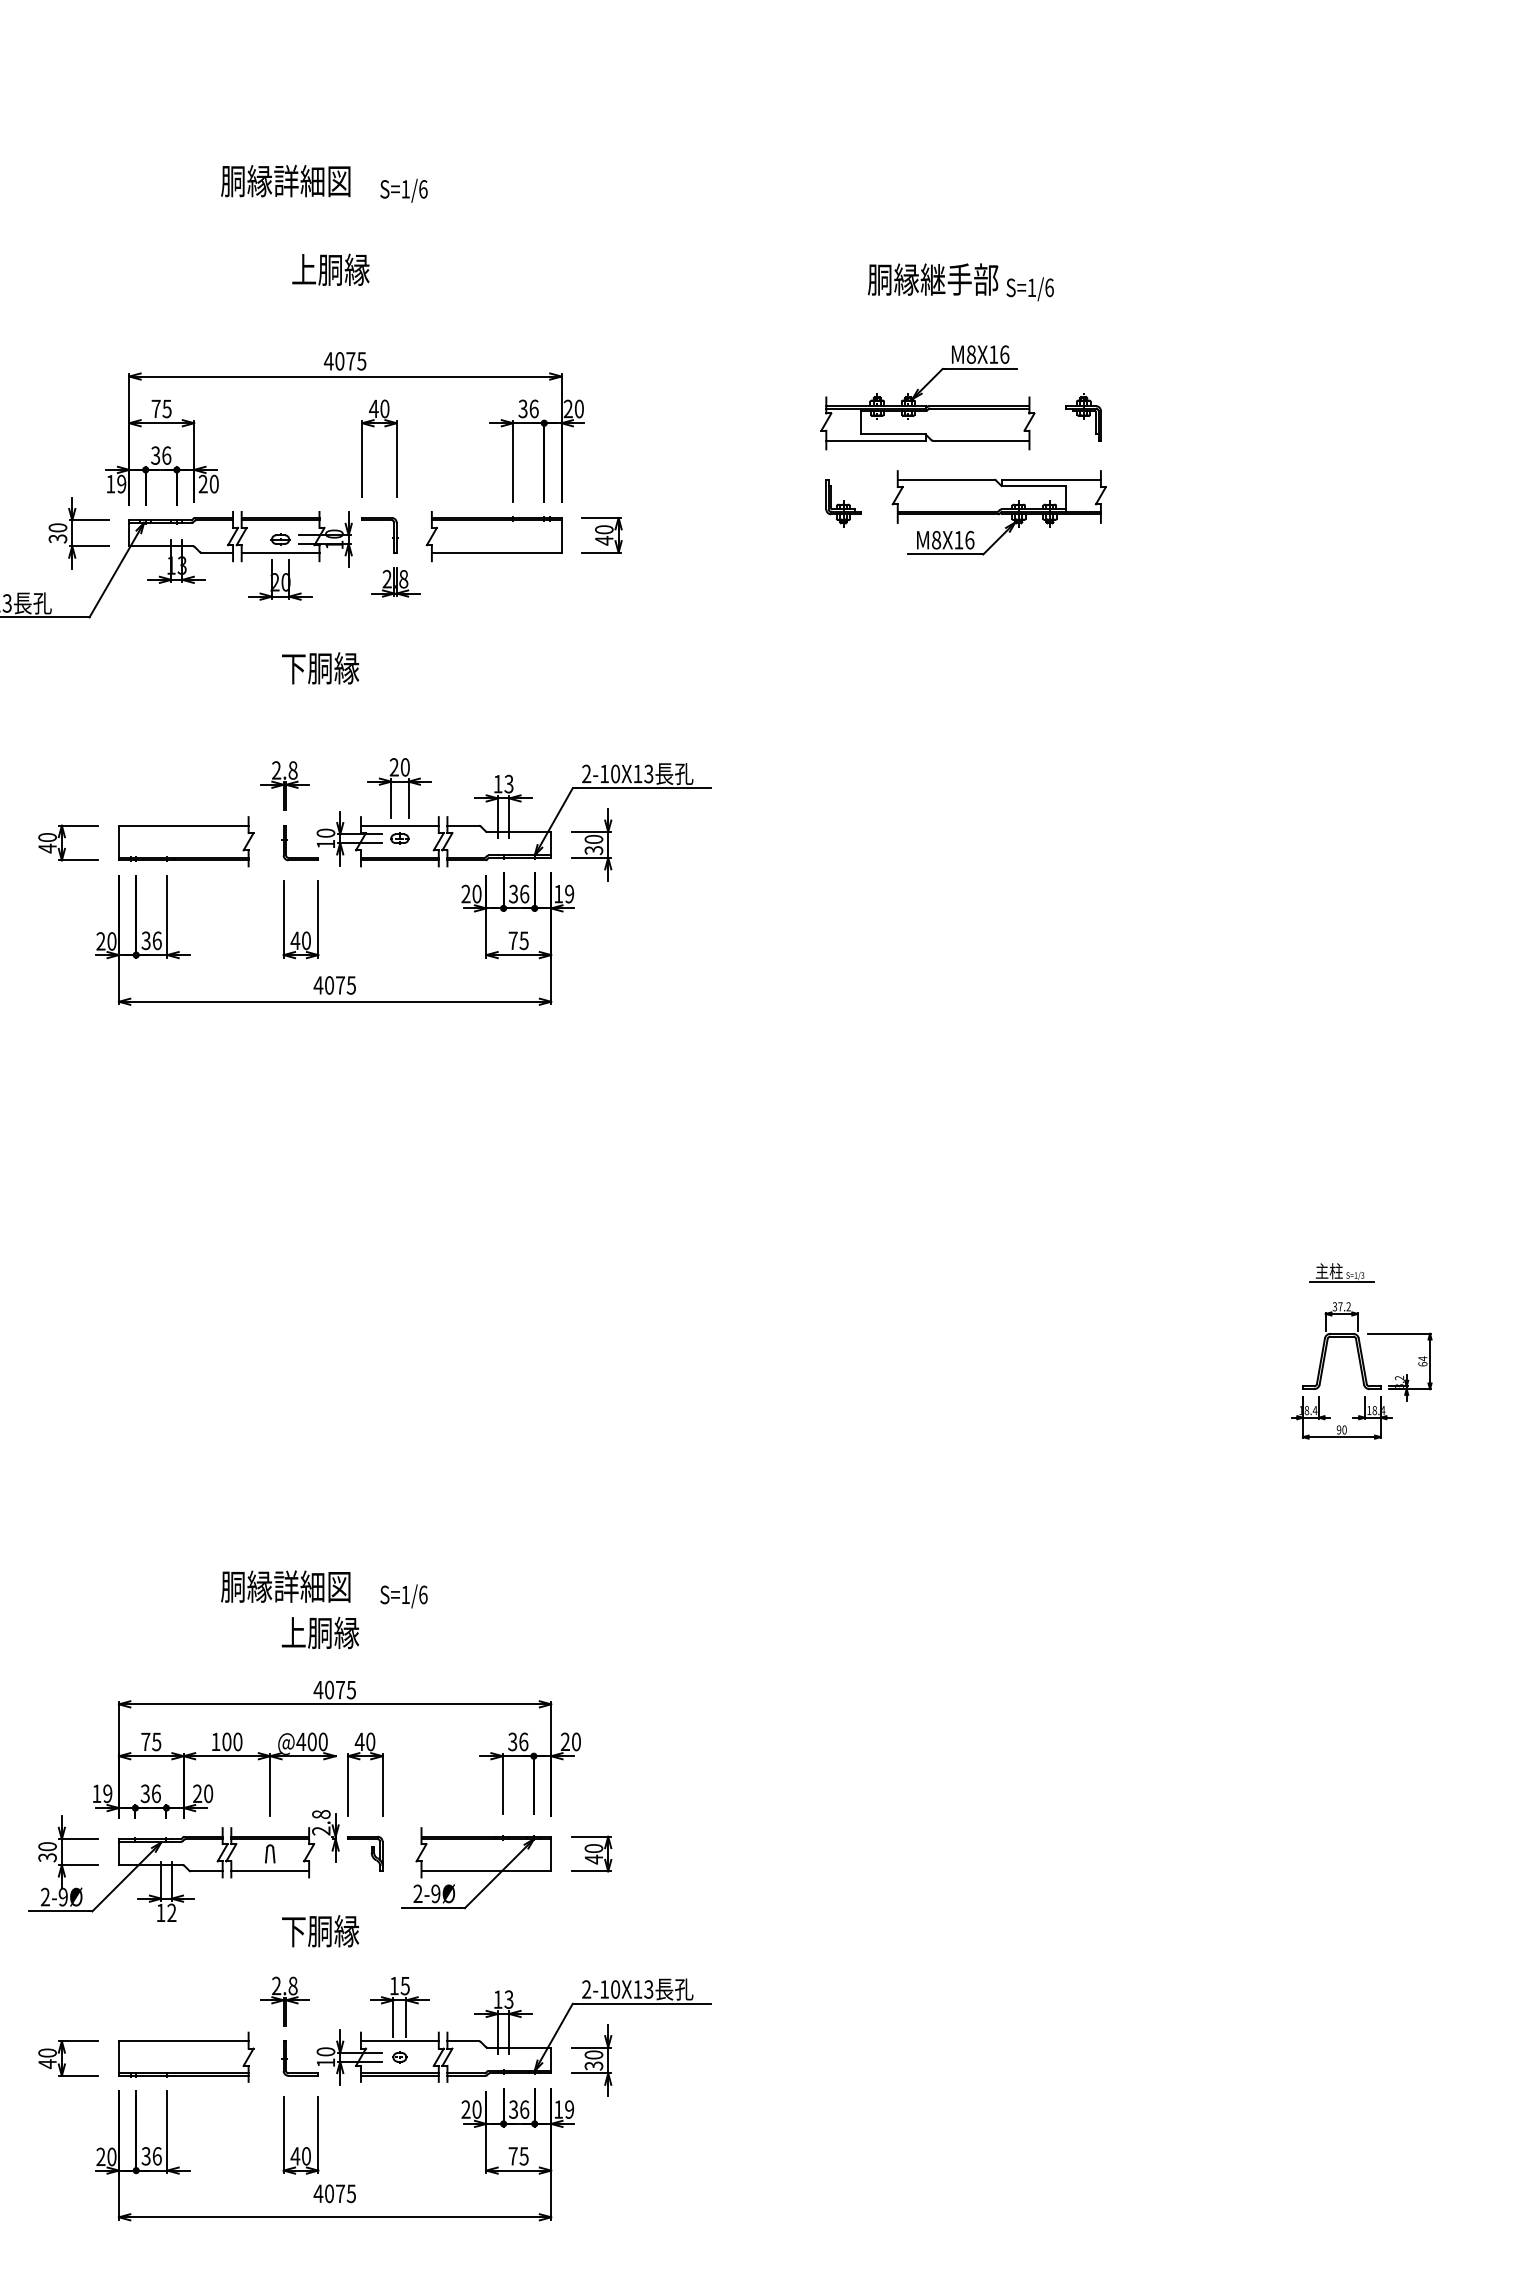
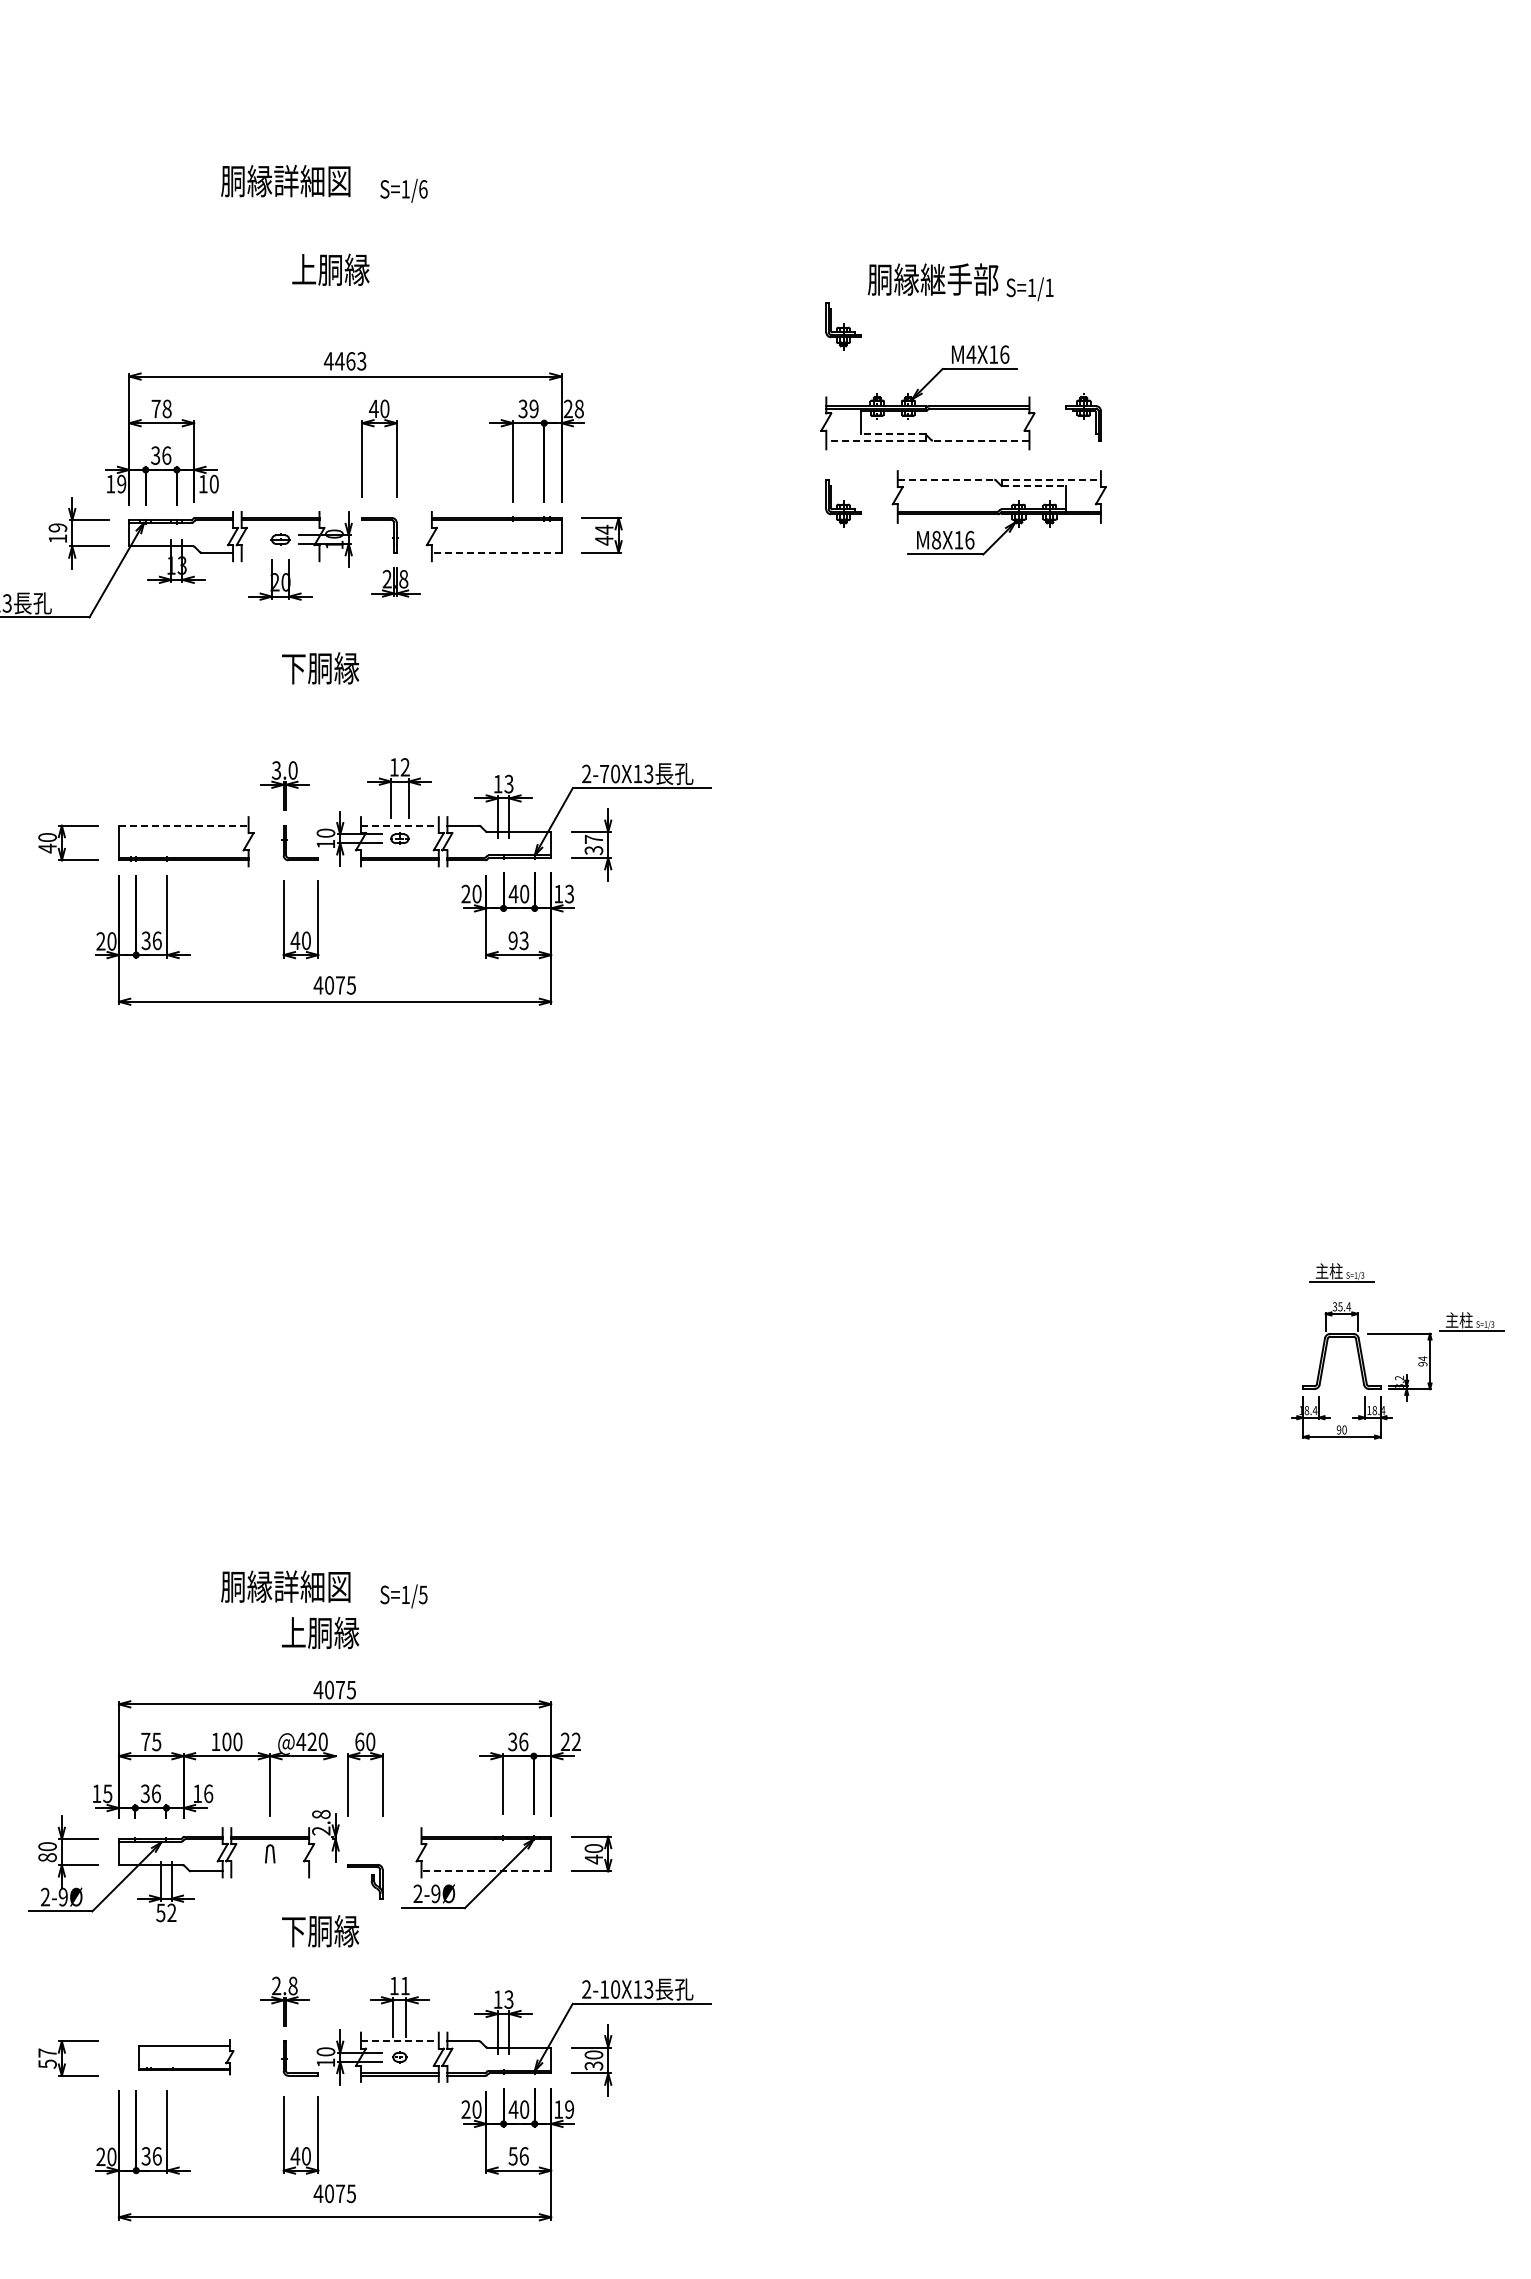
text: S=1/6 -> S=1/1 (1049, 287)
part: none -> present (843, 326)
text: M8X16 -> M4X16 (971, 354)
text: 4075 -> 4463 (350, 361)
text: 75 -> 78 (166, 408)
text: 36 -> 39 (533, 408)
text: 20 -> 28 (578, 408)
line: solid -> dashed (892, 434)
line: solid -> dashed (876, 440)
line: solid -> dashed (980, 440)
line: solid -> dashed (946, 479)
line: solid -> dashed (1051, 479)
text: 20 -> 10 (202, 483)
line: solid -> dashed (1034, 485)
text: 40 -> 44 (604, 529)
text: 30 -> 19 (57, 533)
line: present -> none (280, 552)
line: solid -> dashed (496, 552)
text: 20 -> 12 (399, 767)
text: 2.8 -> 3.0 (284, 770)
text: 2-10X13 -> 2-70X13 (604, 774)
line: solid -> dashed (183, 825)
line: solid -> dashed (399, 825)
text: 30 -> 37 (593, 838)
text: 36 -> 40 (518, 893)
text: 19 -> 13 (569, 894)
text: 75 -> 93 (518, 940)
text: 37.2 -> 35.4 (1344, 1306)
part: none -> present (1471, 1321)
text: 64 -> 94 (1422, 1364)
text: S=1/6 -> S=1/5 (423, 1594)
text: @400 -> @420 (311, 1741)
text: 40 -> 60 (359, 1741)
text: 20 -> 22 (575, 1741)
text: 19 -> 15 (107, 1793)
text: 20 -> 16 (203, 1793)
part position: (365, 1853) -> (365, 1881) (365, 1881)
text: 30 -> 80 (47, 1857)
line: present -> none (270, 1871)
line: solid -> dashed (486, 1871)
text: 12 -> 52 (160, 1912)
text: 15 -> 11 (404, 1986)
line: solid -> dashed (399, 2041)
part size: 137x52 px -> 97x37 px (186, 2057)
text: 40 -> 57 (47, 2058)
text: 36 -> 40 (518, 2109)
text: 75 -> 56 (518, 2156)
